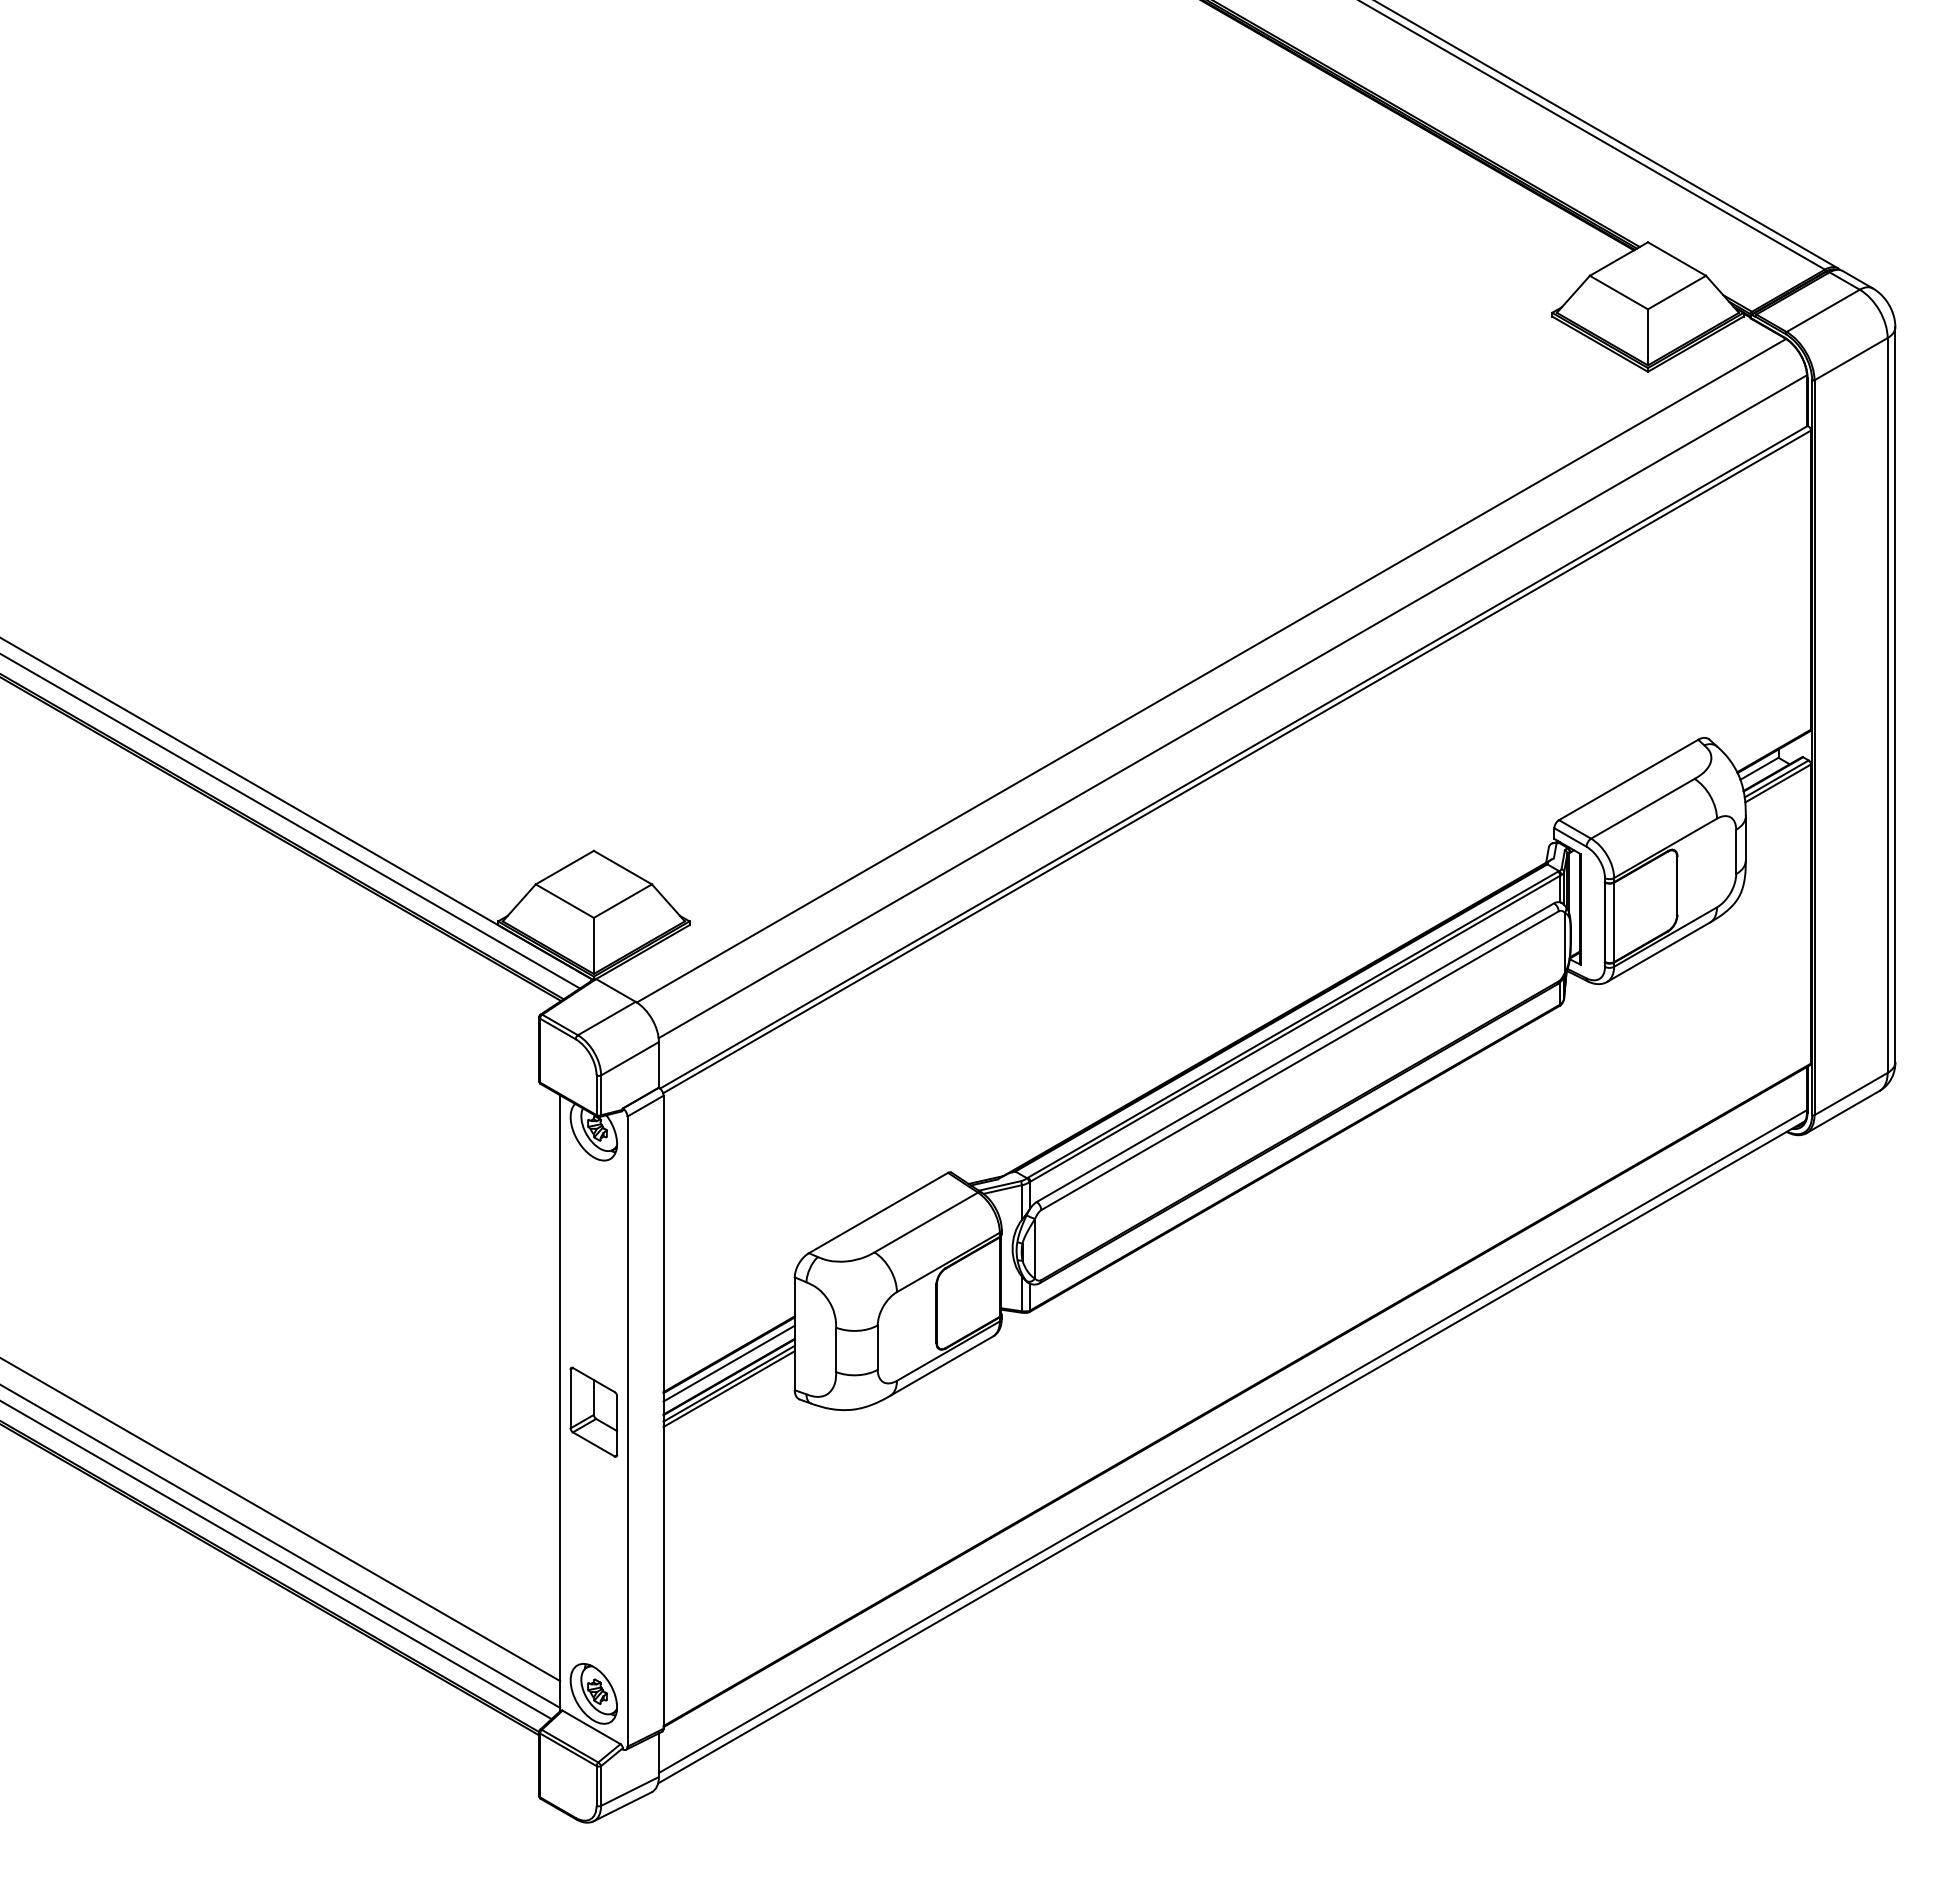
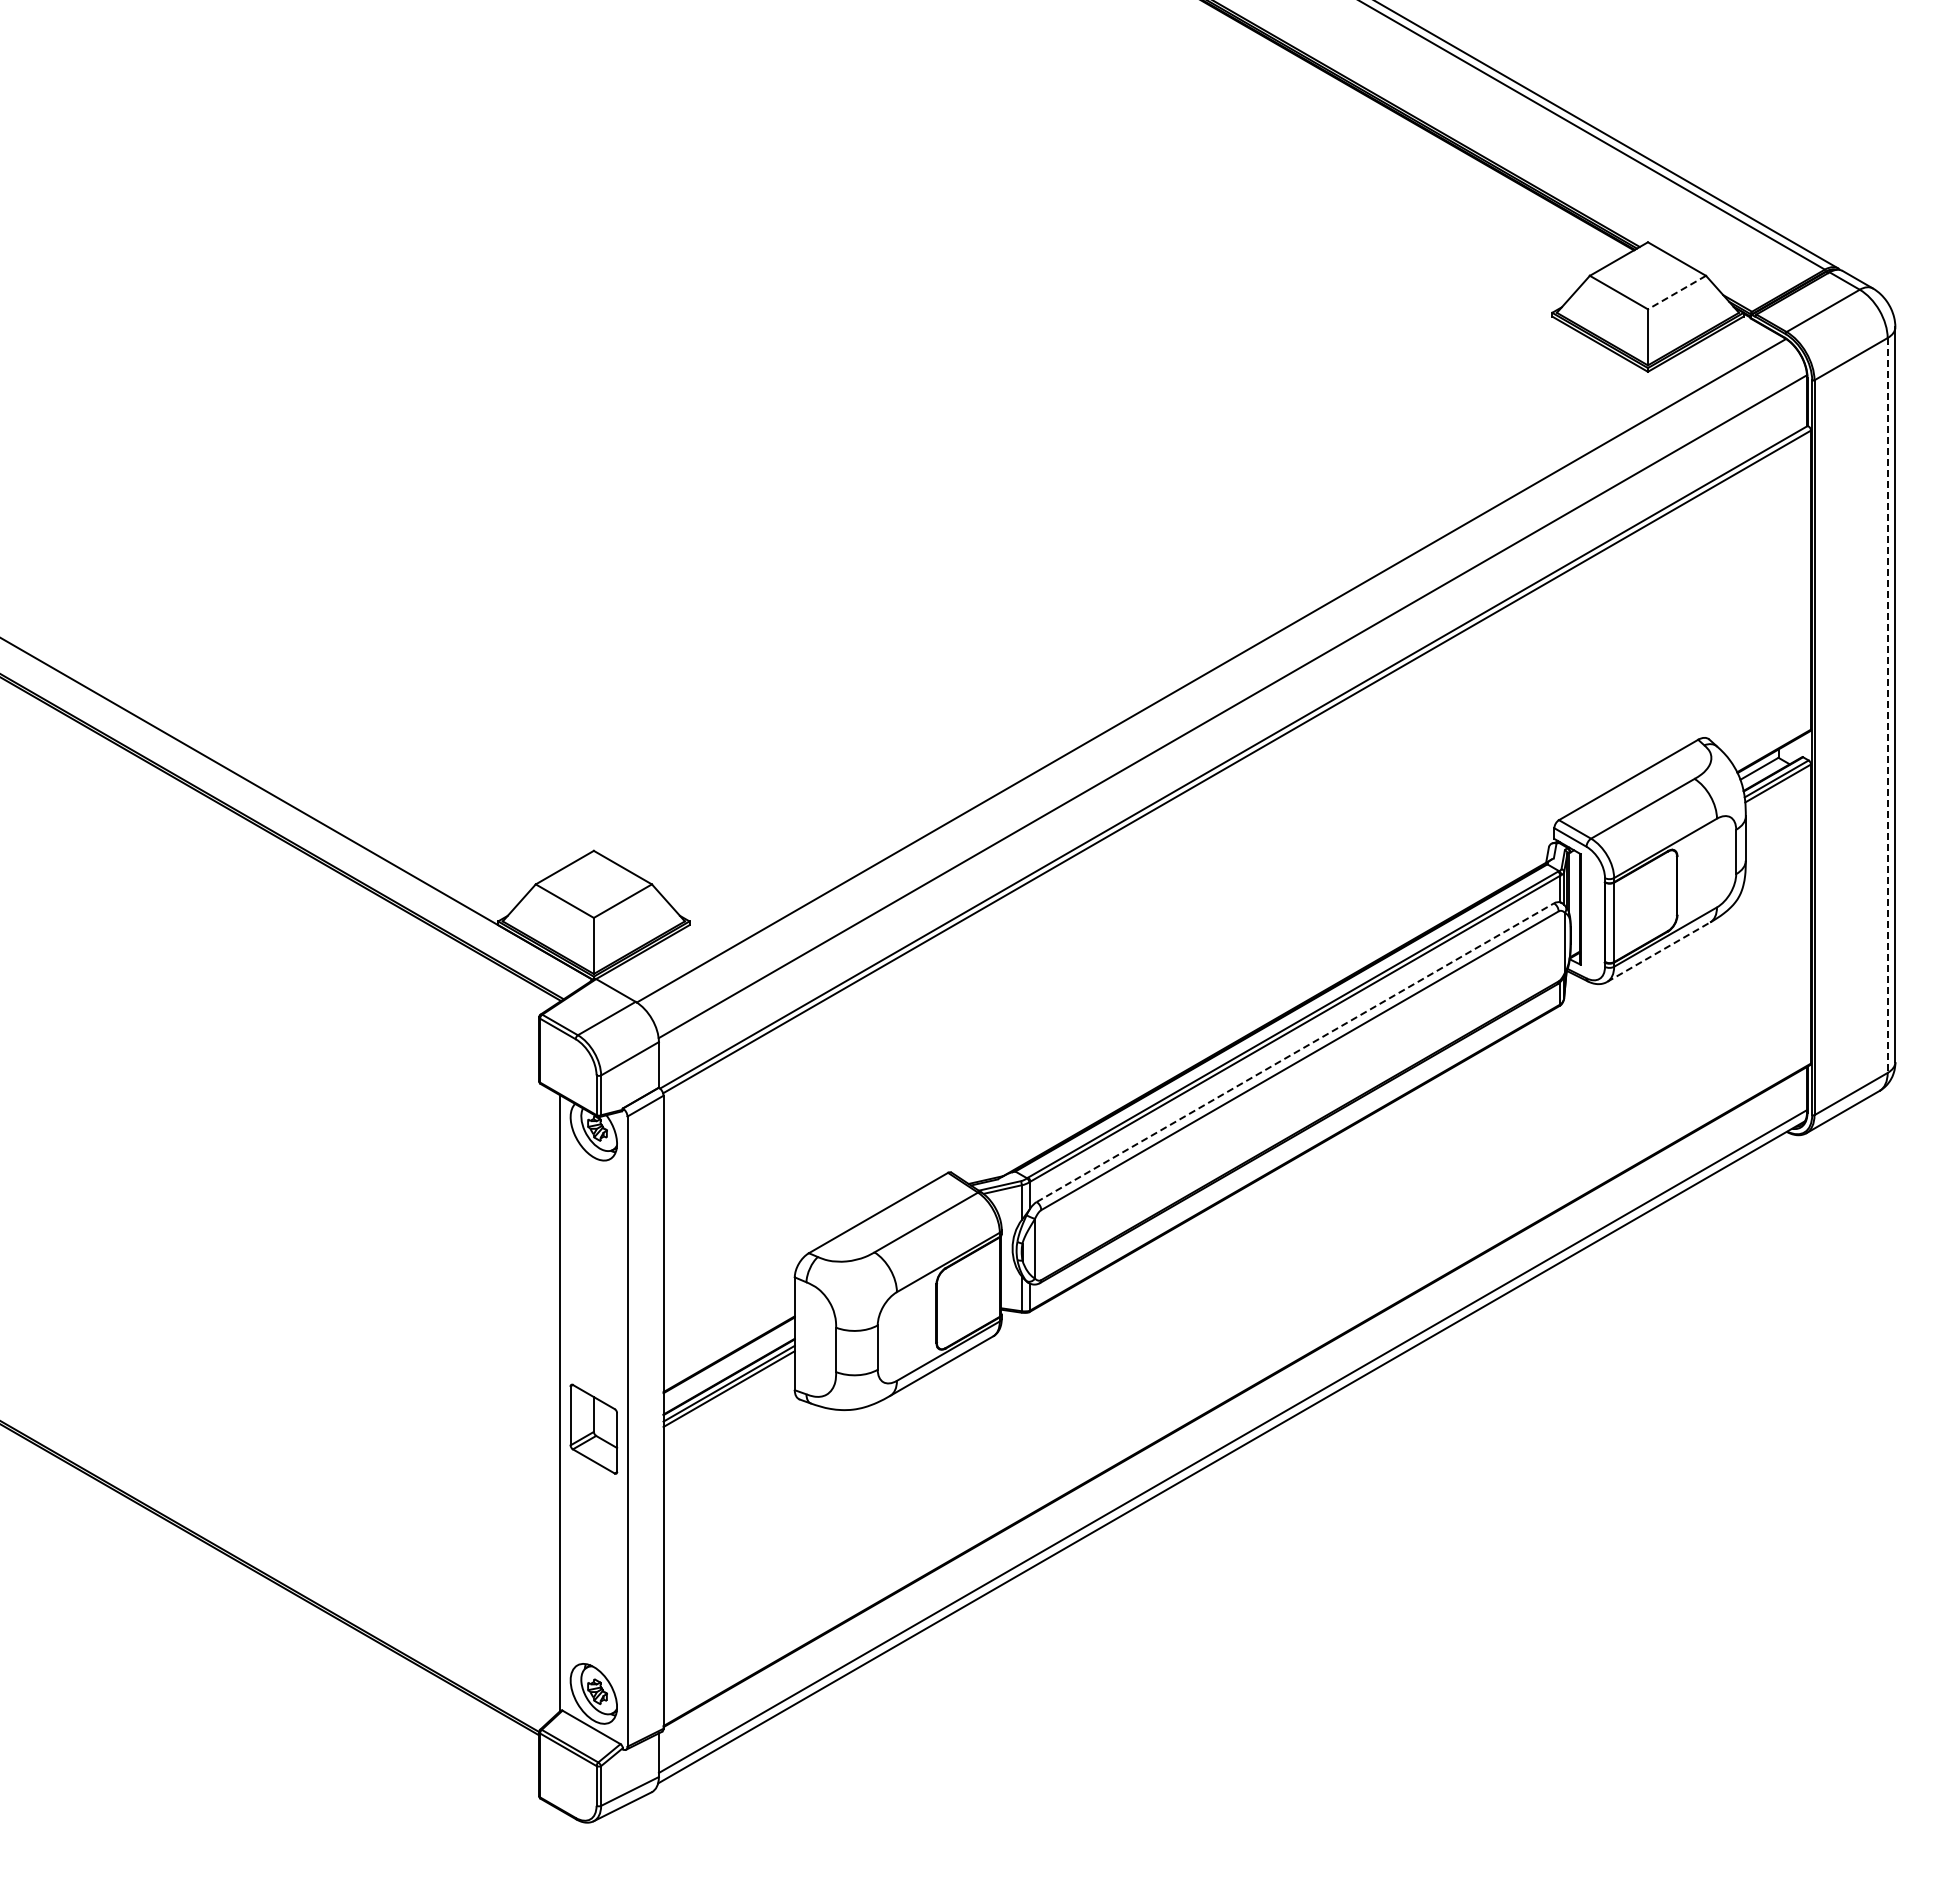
line: solid -> dashed (1677, 292)
line: solid -> dashed (1887, 706)
line: present -> none (291, 821)
line: solid -> dashed (1658, 952)
line: solid -> dashed (1295, 1052)
line: present -> none (728, 1363)
part position: (593, 1411) -> (593, 1428) (593, 1428)
line: present -> none (281, 1520)
line: present -> none (281, 1546)
line: present -> none (276, 1560)
